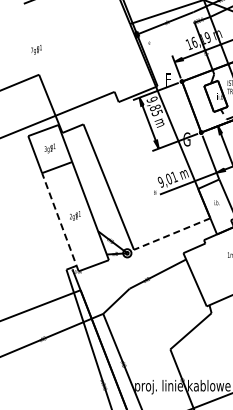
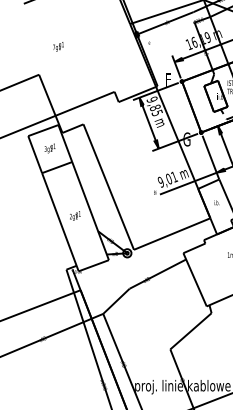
text position: (36, 49) -> (58, 46) (58, 46)
line: dashed -> solid (60, 221)
line: dashed -> solid (171, 234)
